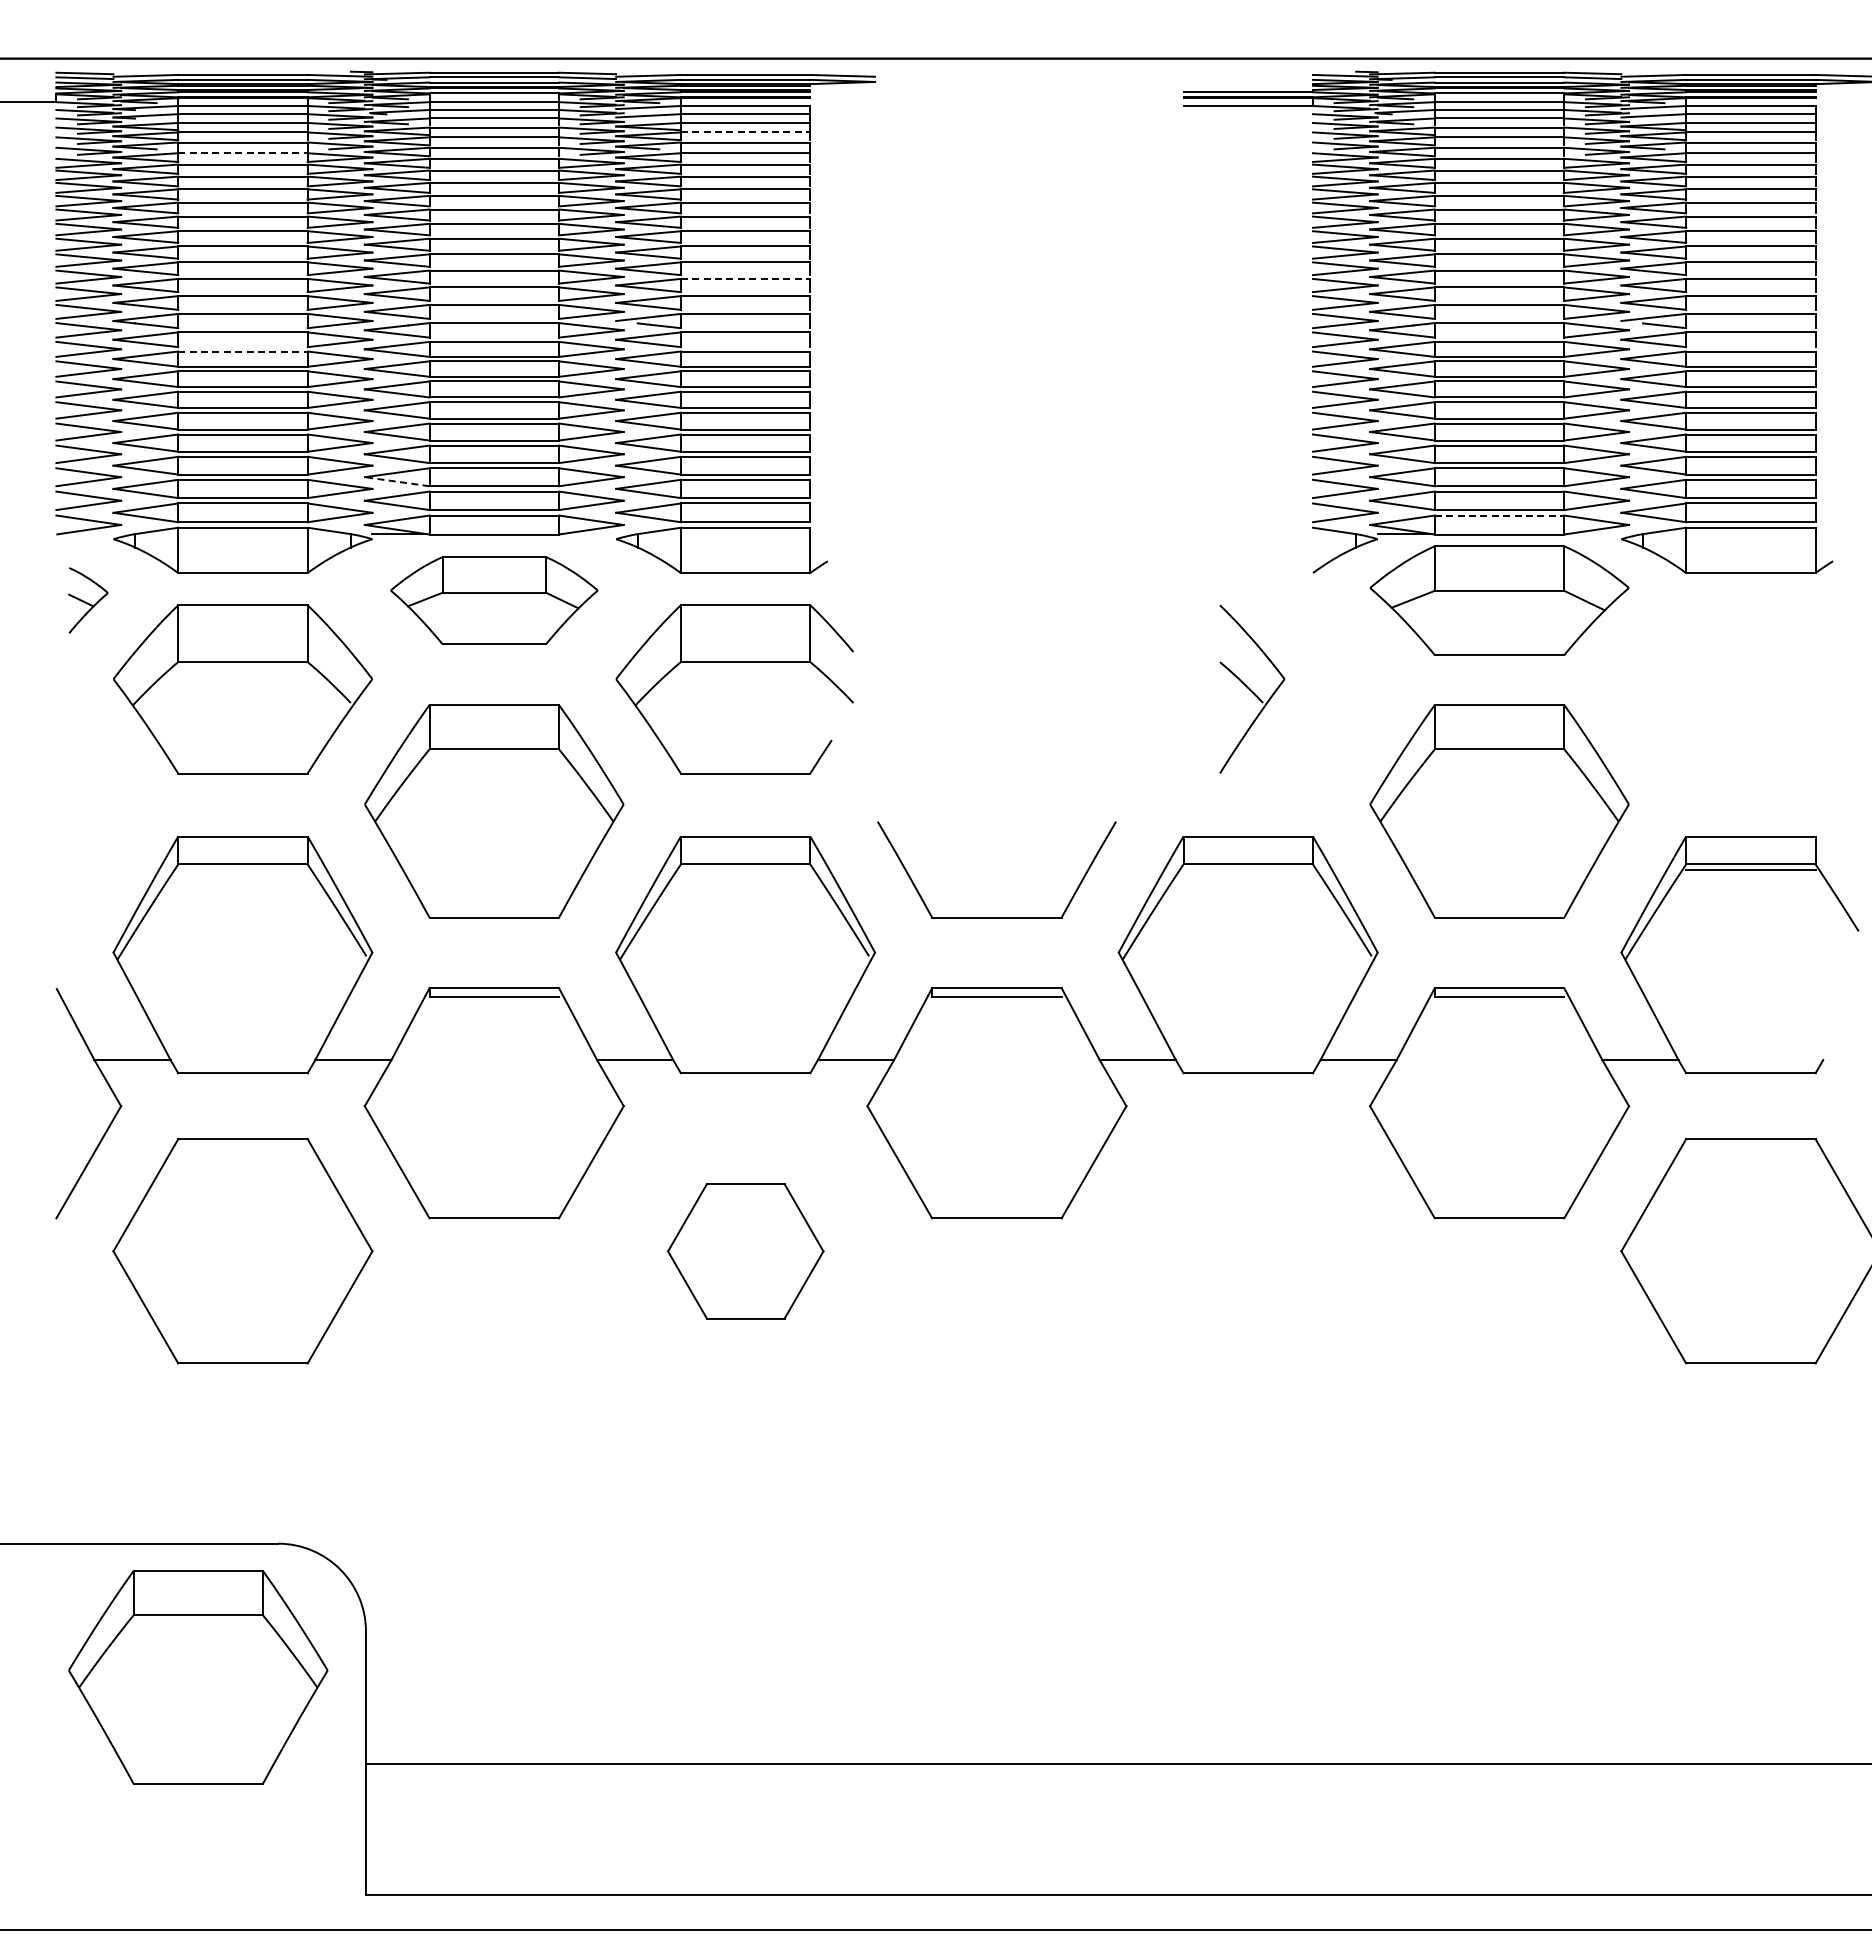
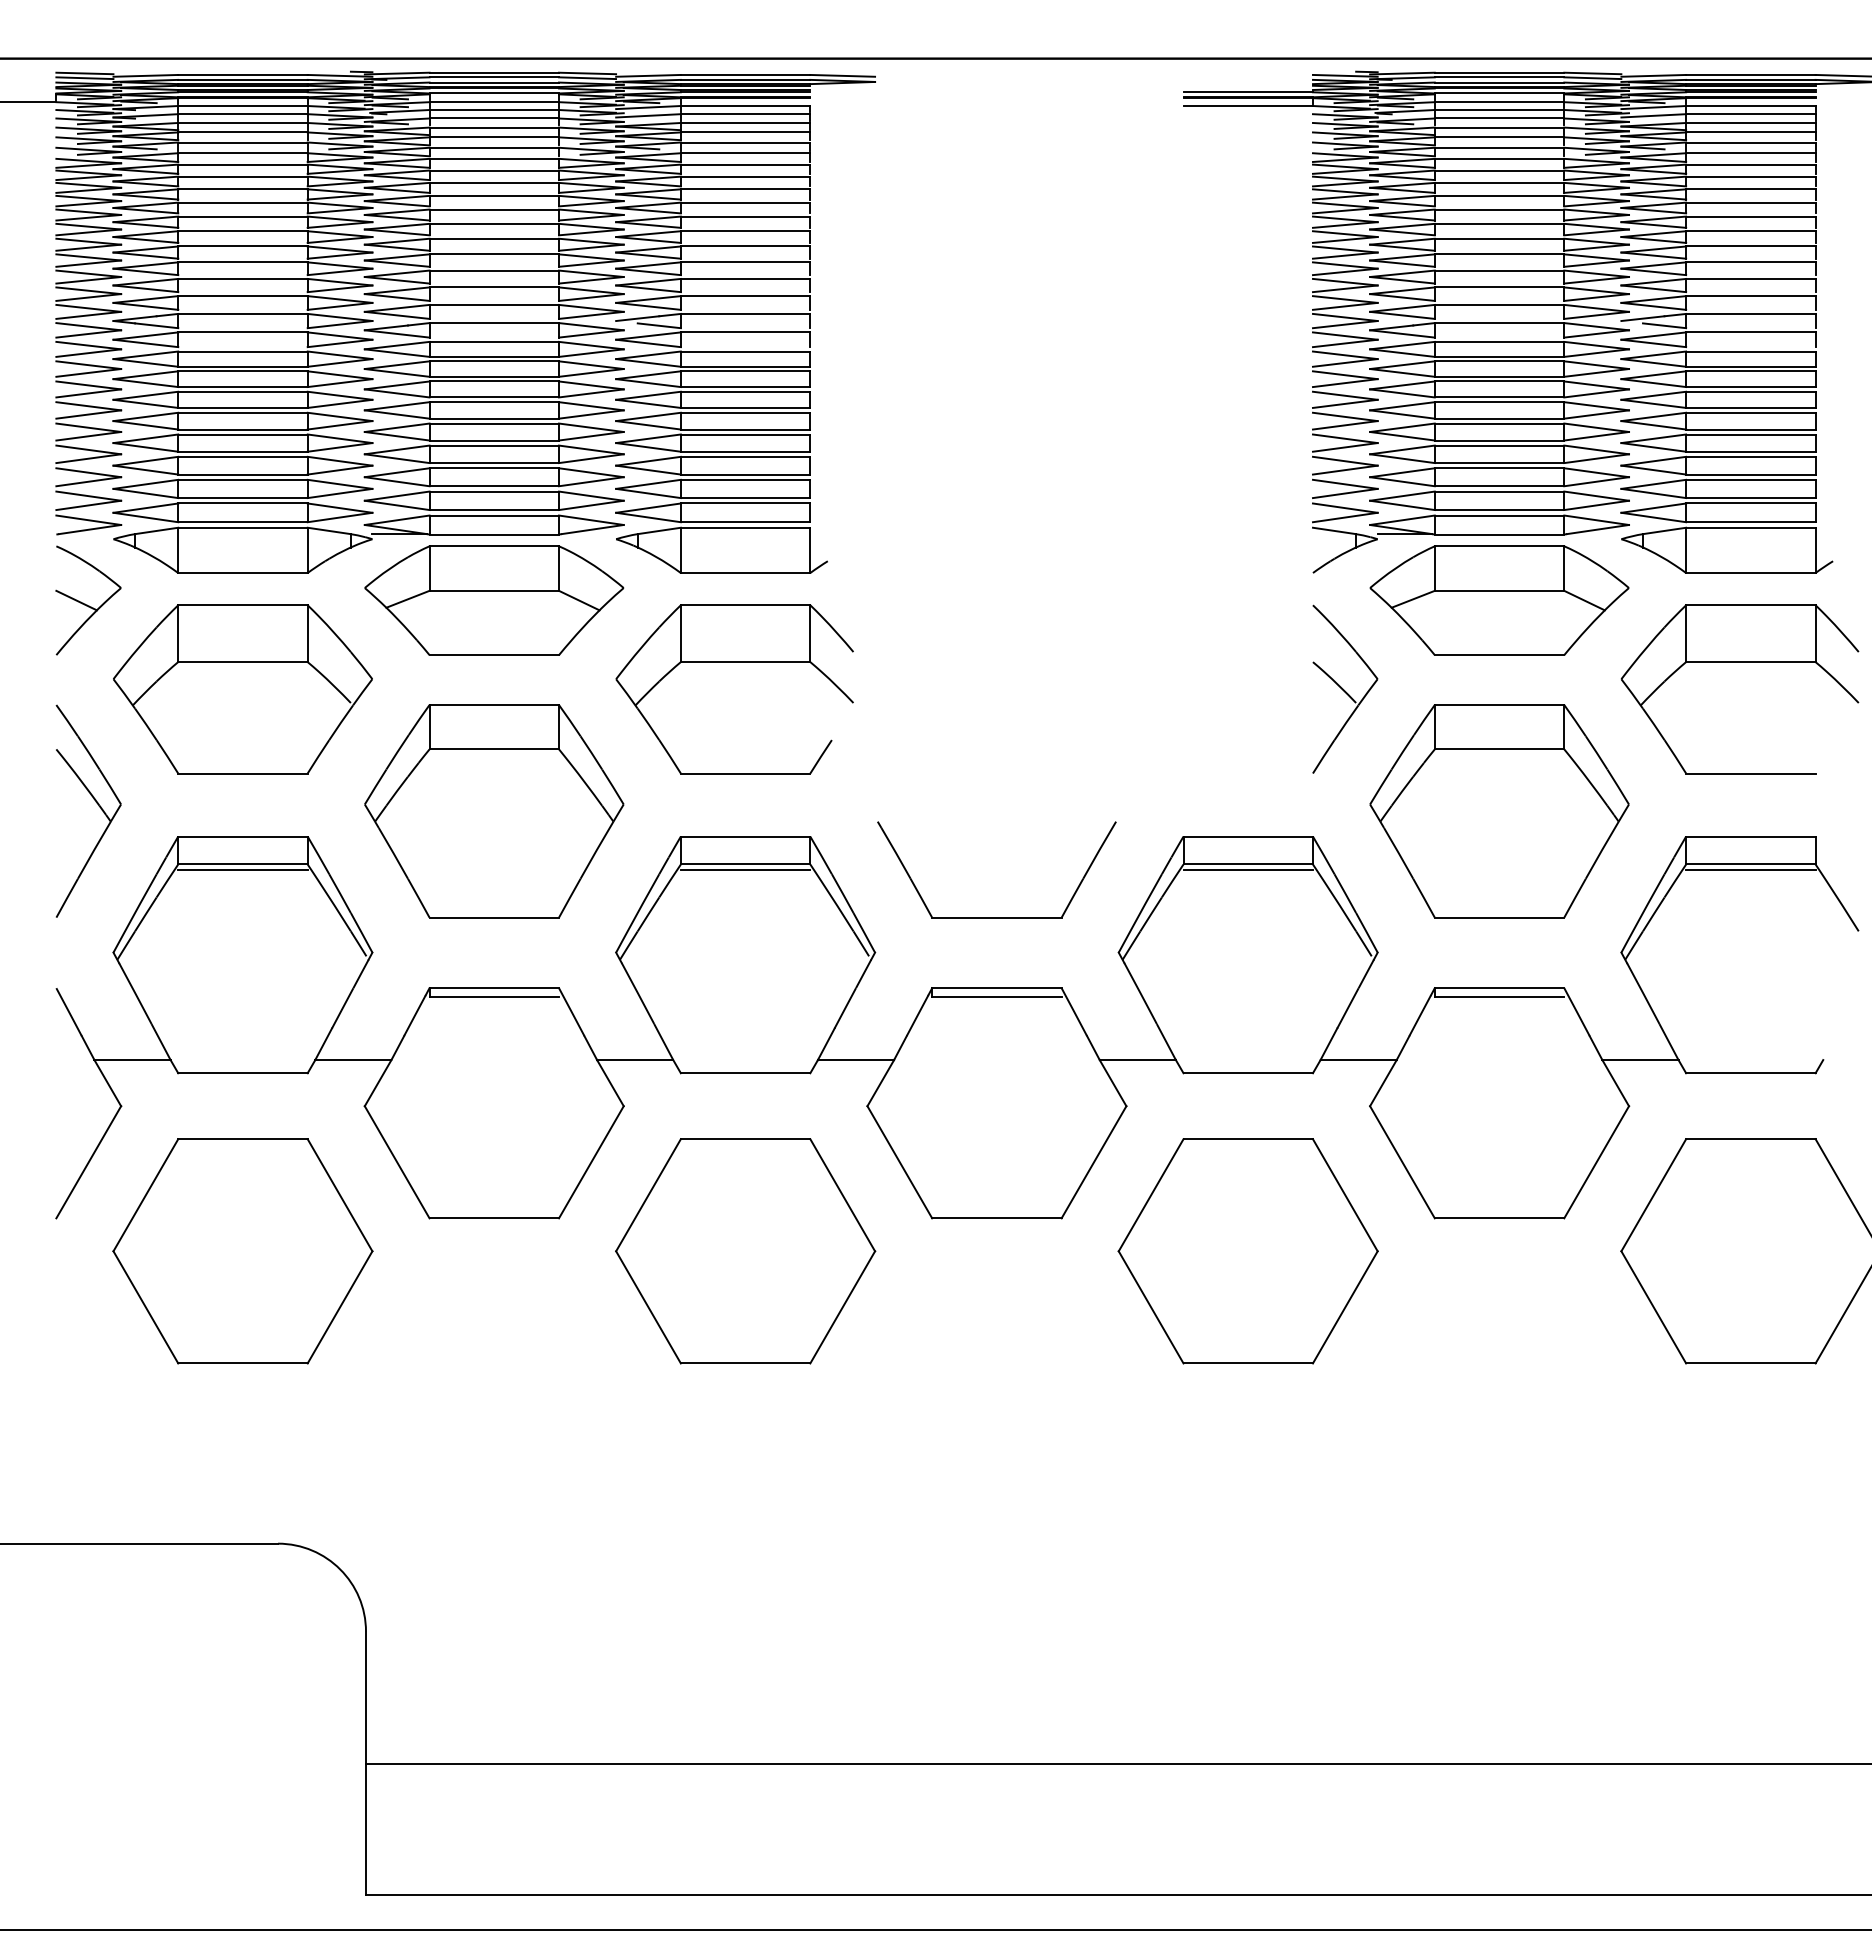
line: dashed -> solid (745, 132)
line: dashed -> solid (242, 153)
line: dashed -> solid (745, 278)
line: dashed -> solid (242, 351)
line: dashed -> solid (397, 481)
line: dashed -> solid (1499, 515)
part size: 41x67 px -> 67x111 px (88, 600)
part size: 209x89 px -> 261x111 px (494, 600)
part: none -> present (1739, 662)
part position: (1252, 688) -> (1345, 688) (1345, 688)
part: none -> present (96, 803)
line: none -> present (242, 870)
line: none -> present (745, 870)
line: none -> present (1247, 870)
part size: 158x137 px -> 262x227 px (745, 1251)
part: none -> present (1247, 1251)
part: present -> none (198, 1677)
